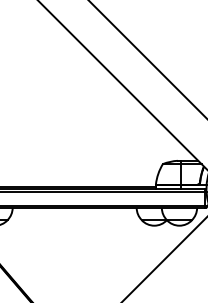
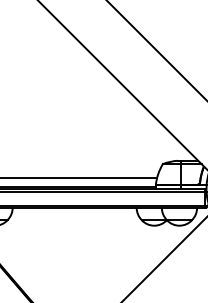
line position: (147, 59) -> (156, 50) (156, 50)
line: none -> present (79, 178)
